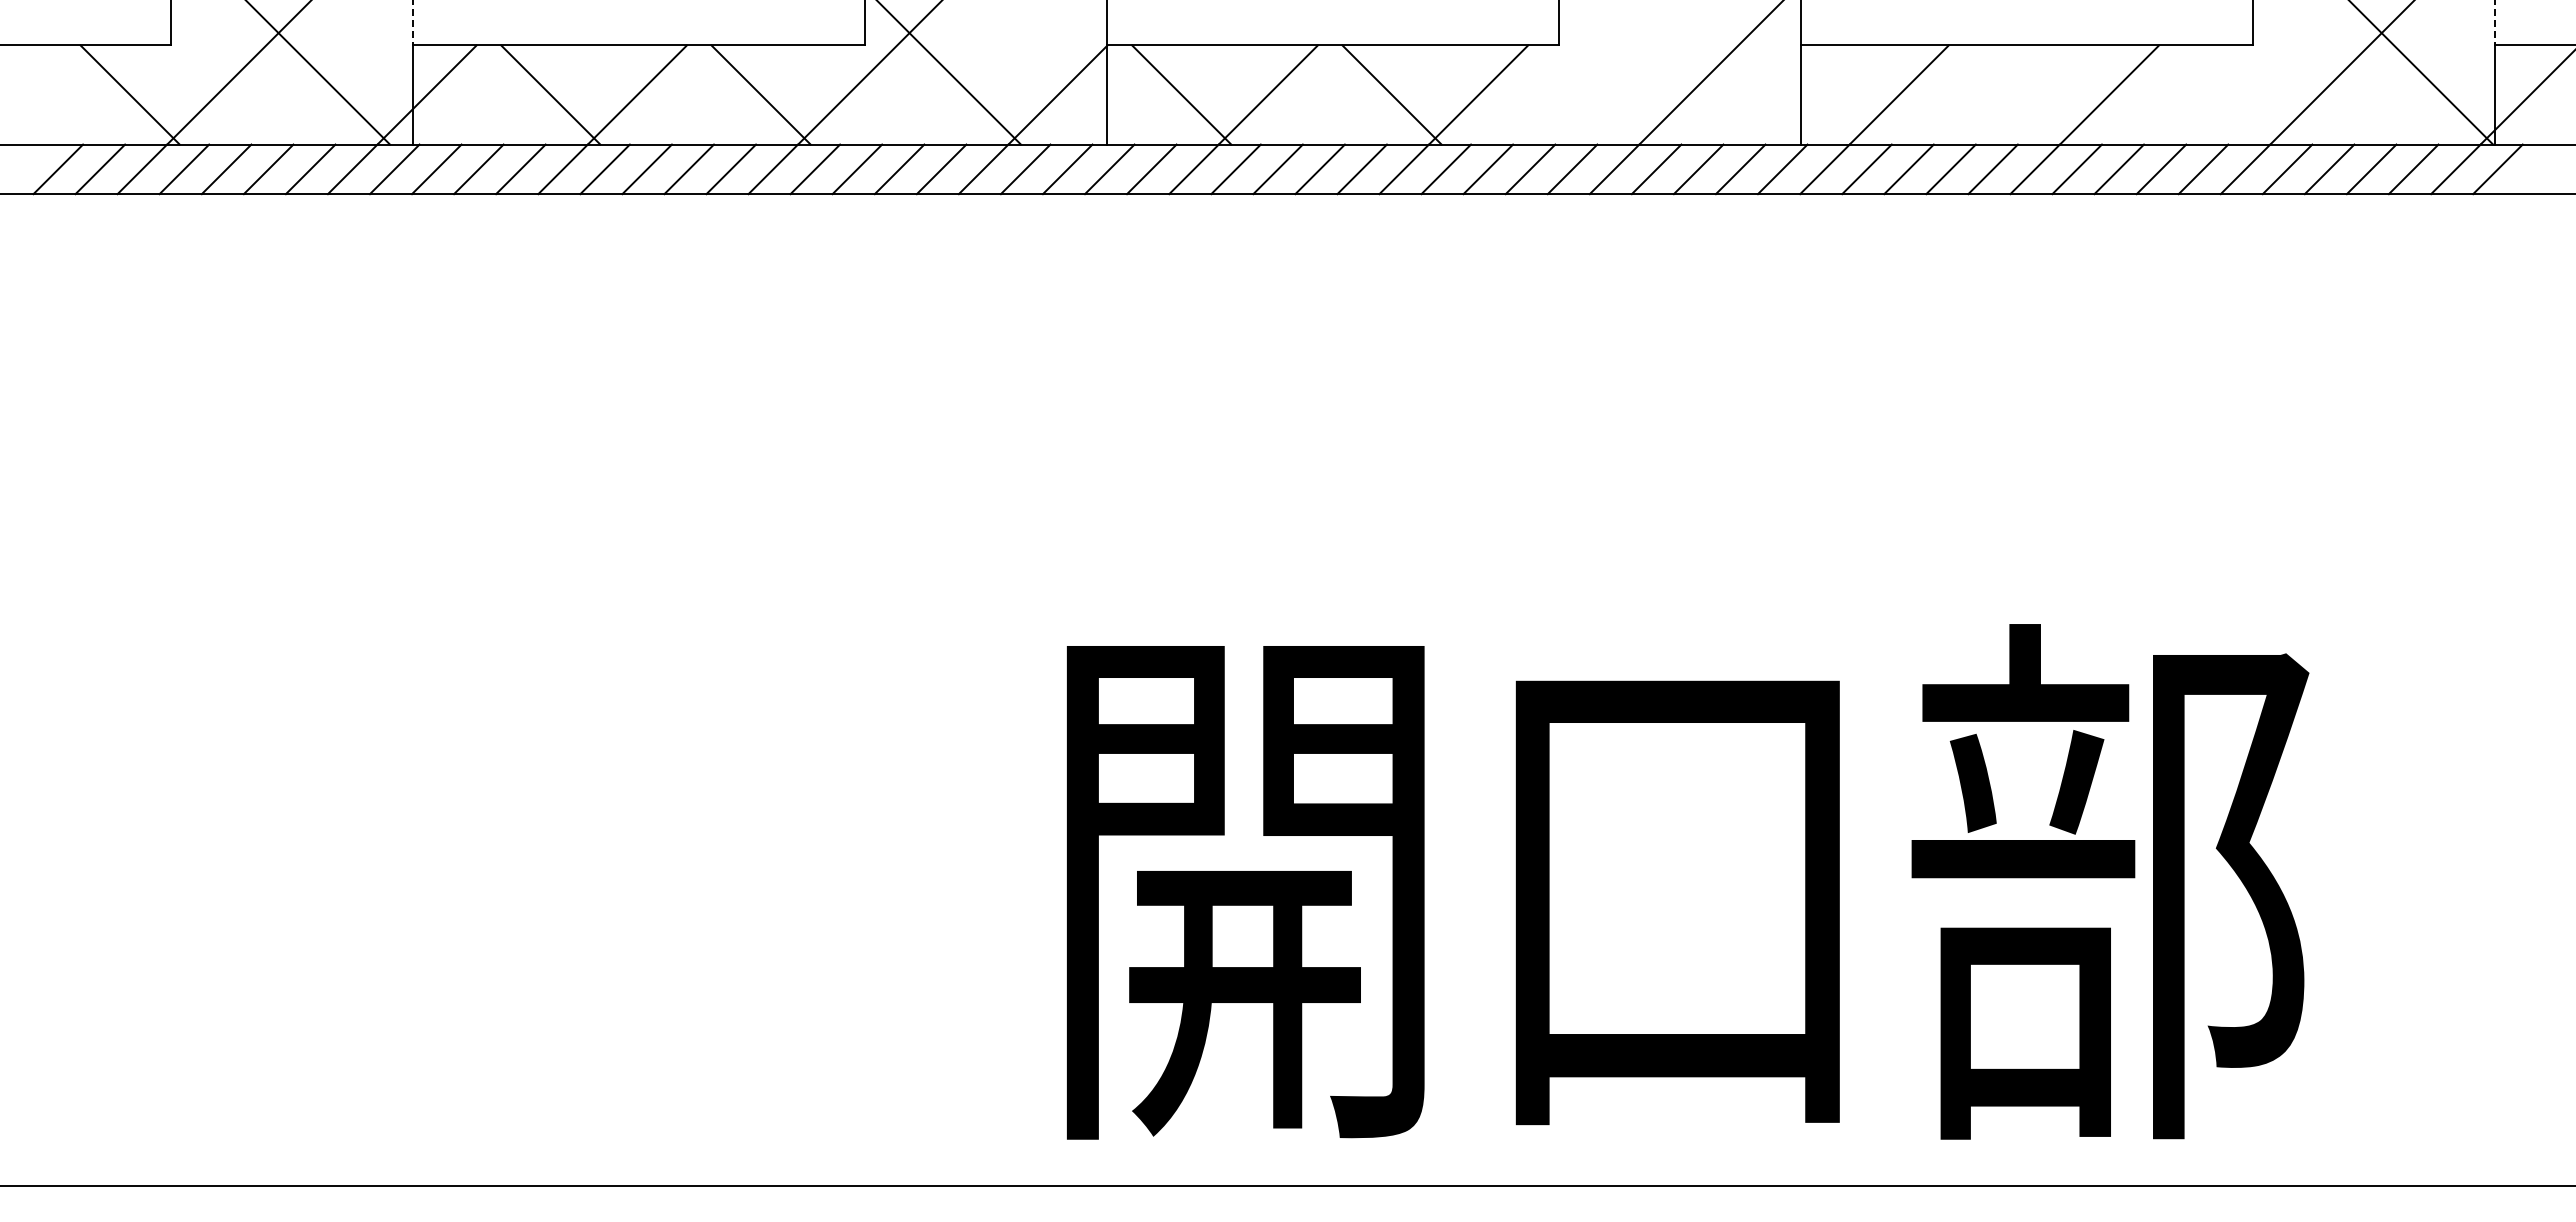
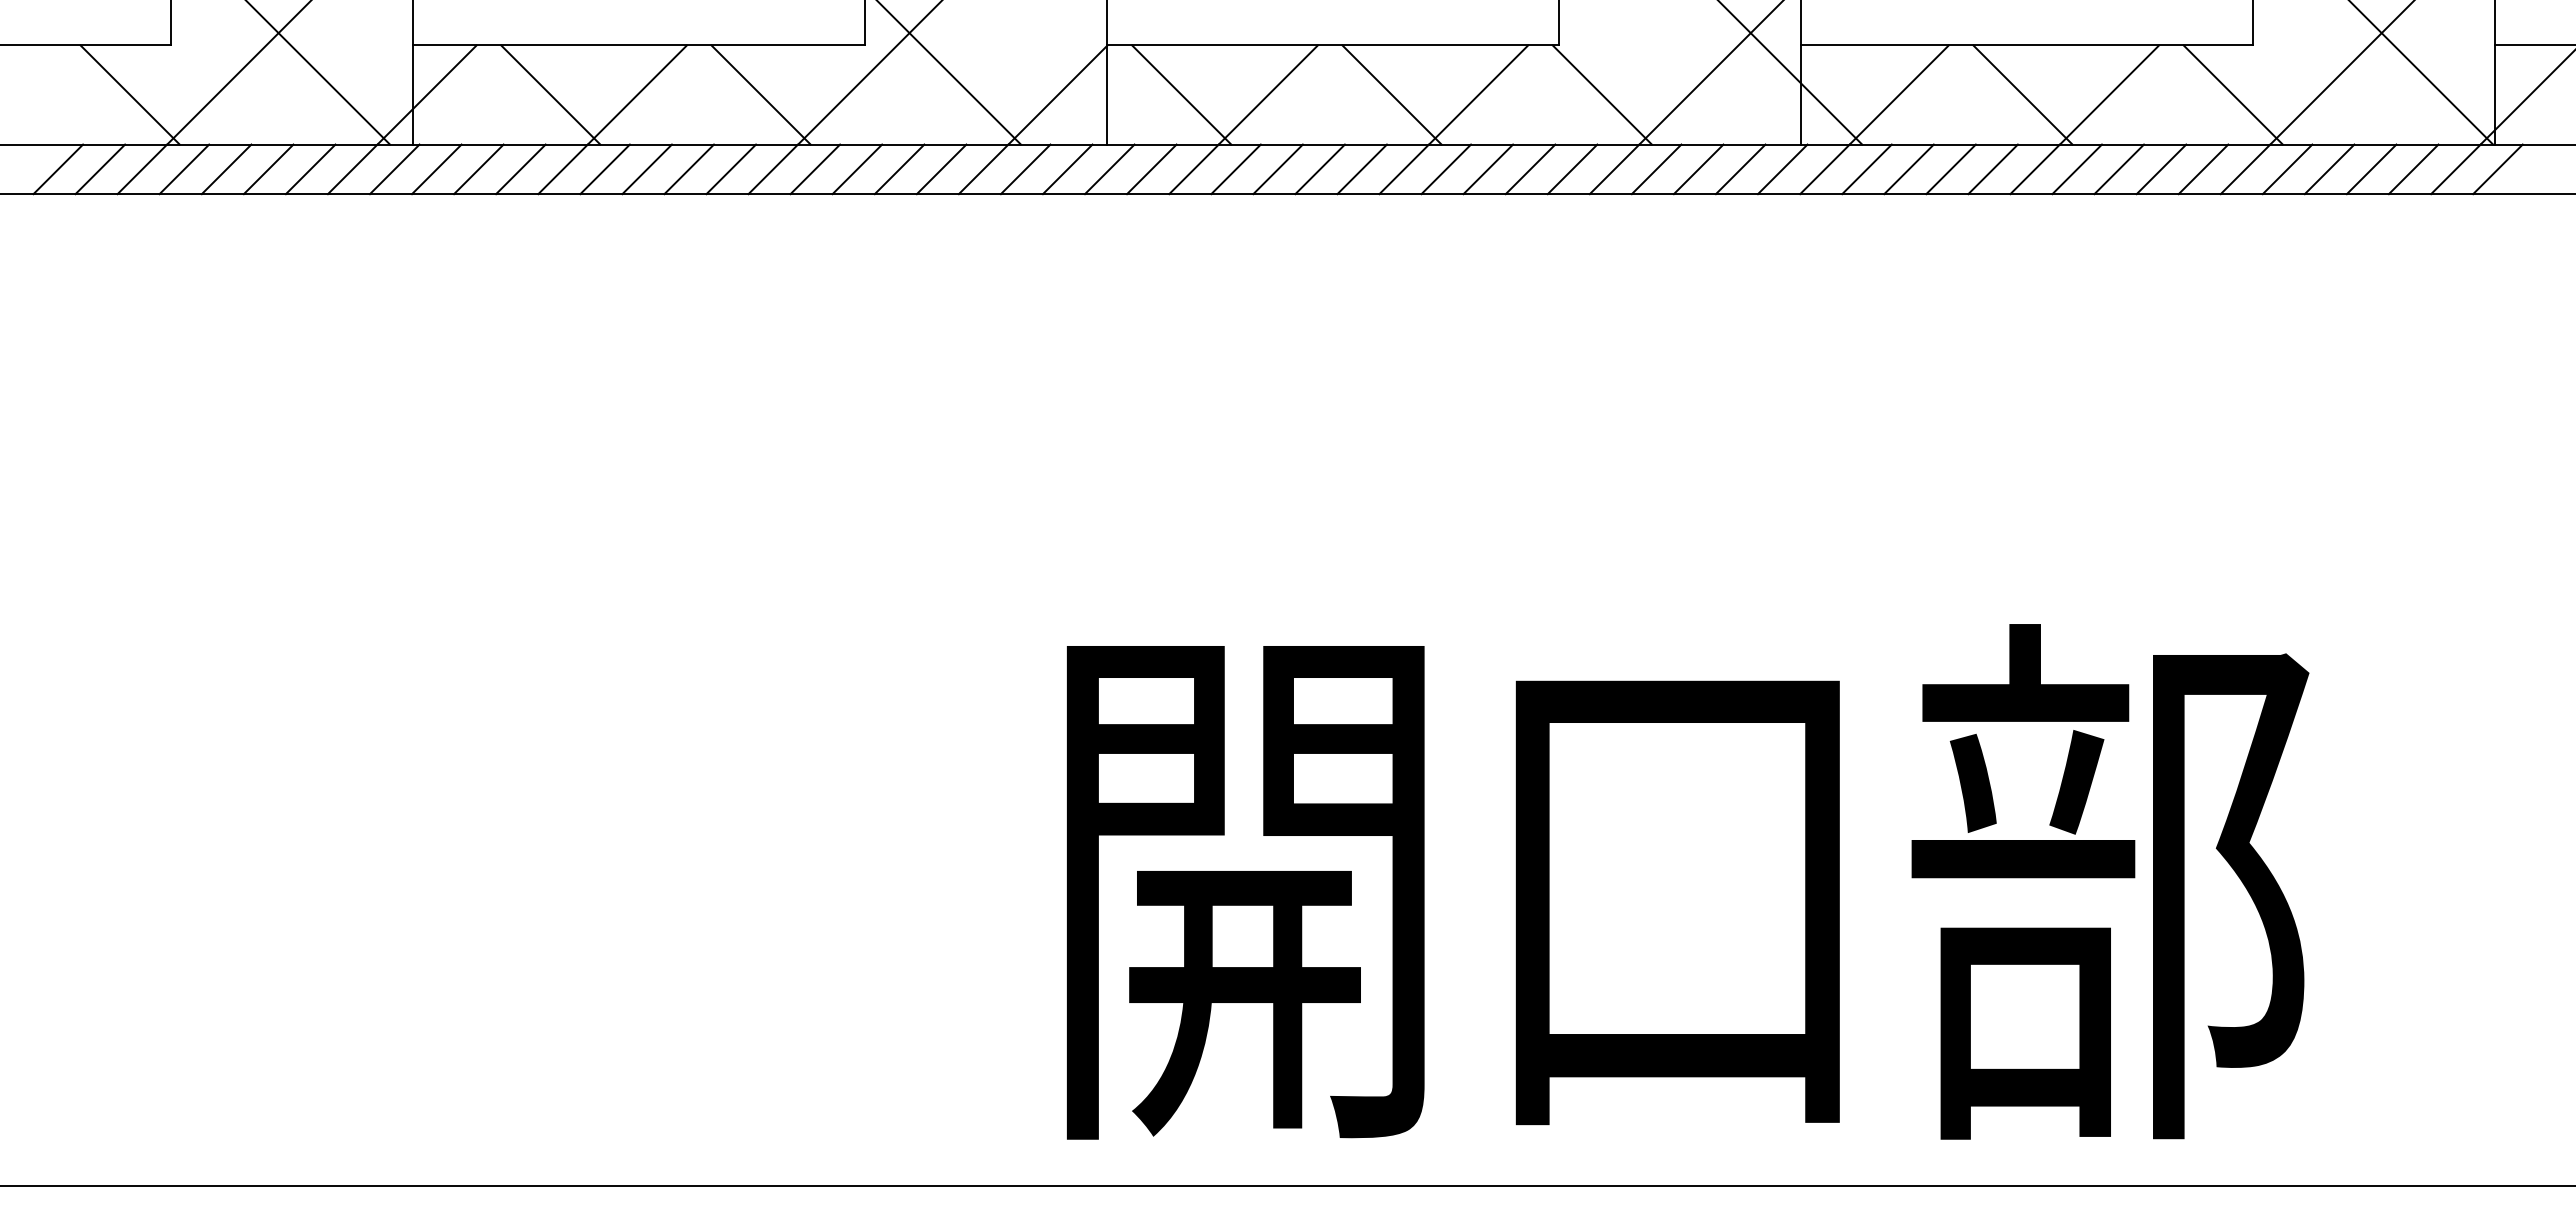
line: dashed -> solid (413, 23)
line: dashed -> solid (2495, 23)
line: none -> present (1790, 73)
line: none -> present (1601, 94)
line: none -> present (2022, 94)
line: none -> present (2232, 94)
